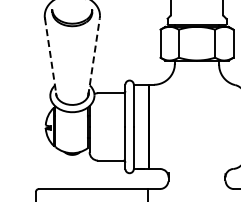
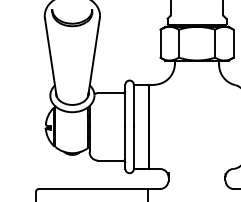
line: dashed -> solid (94, 56)
line: dashed -> solid (50, 57)
